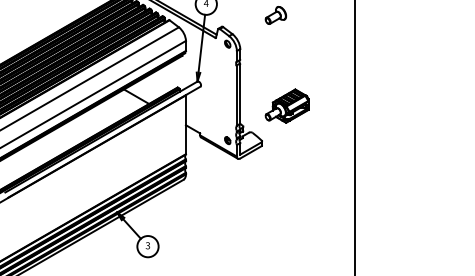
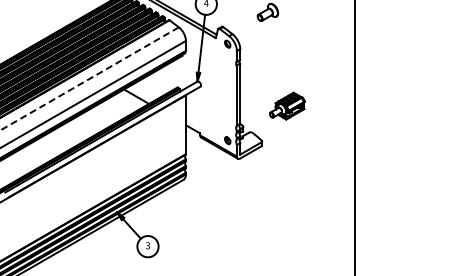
part position: (275, 15) -> (267, 12) (267, 12)
line: solid -> dashed (89, 78)
part size: 46x36 px -> 37x30 px (287, 105)
